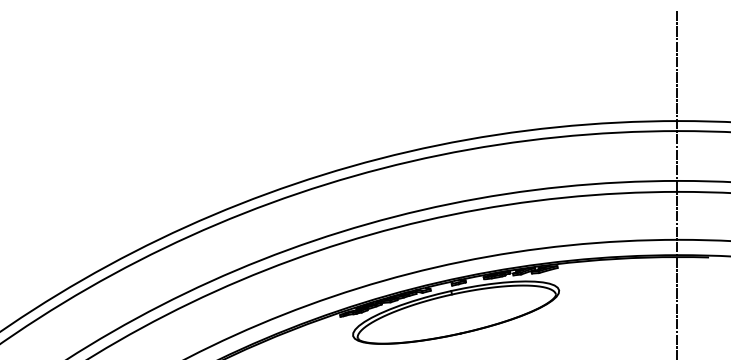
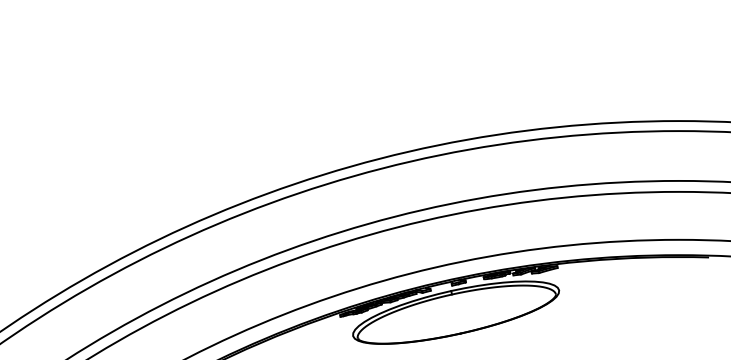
line: present -> none (676, 183)
